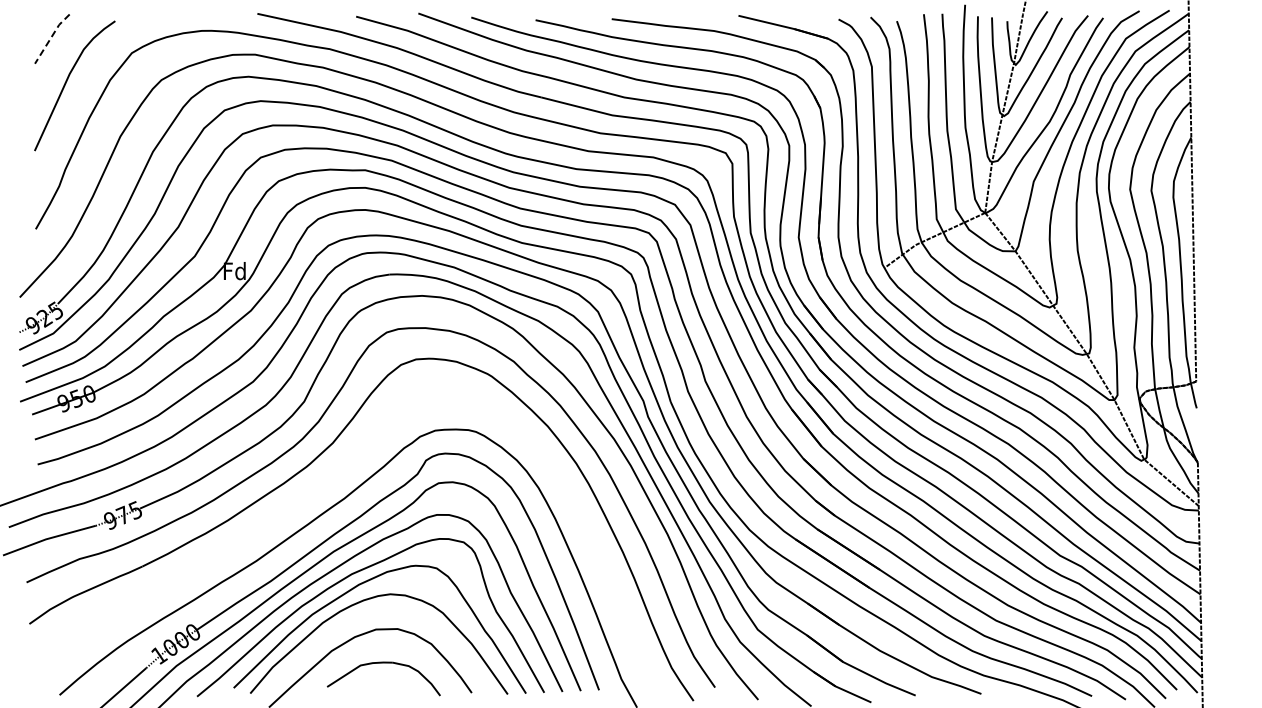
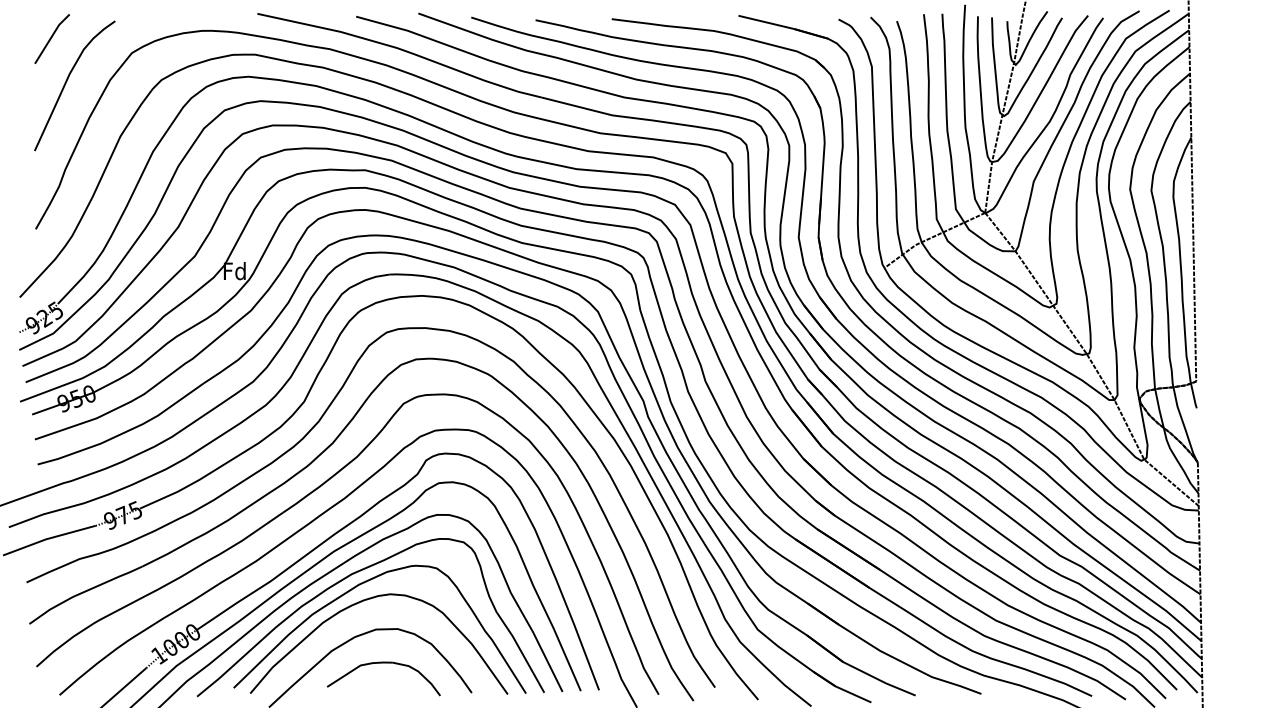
line: dashed -> solid (51, 37)
part: none -> present (309, 495)
